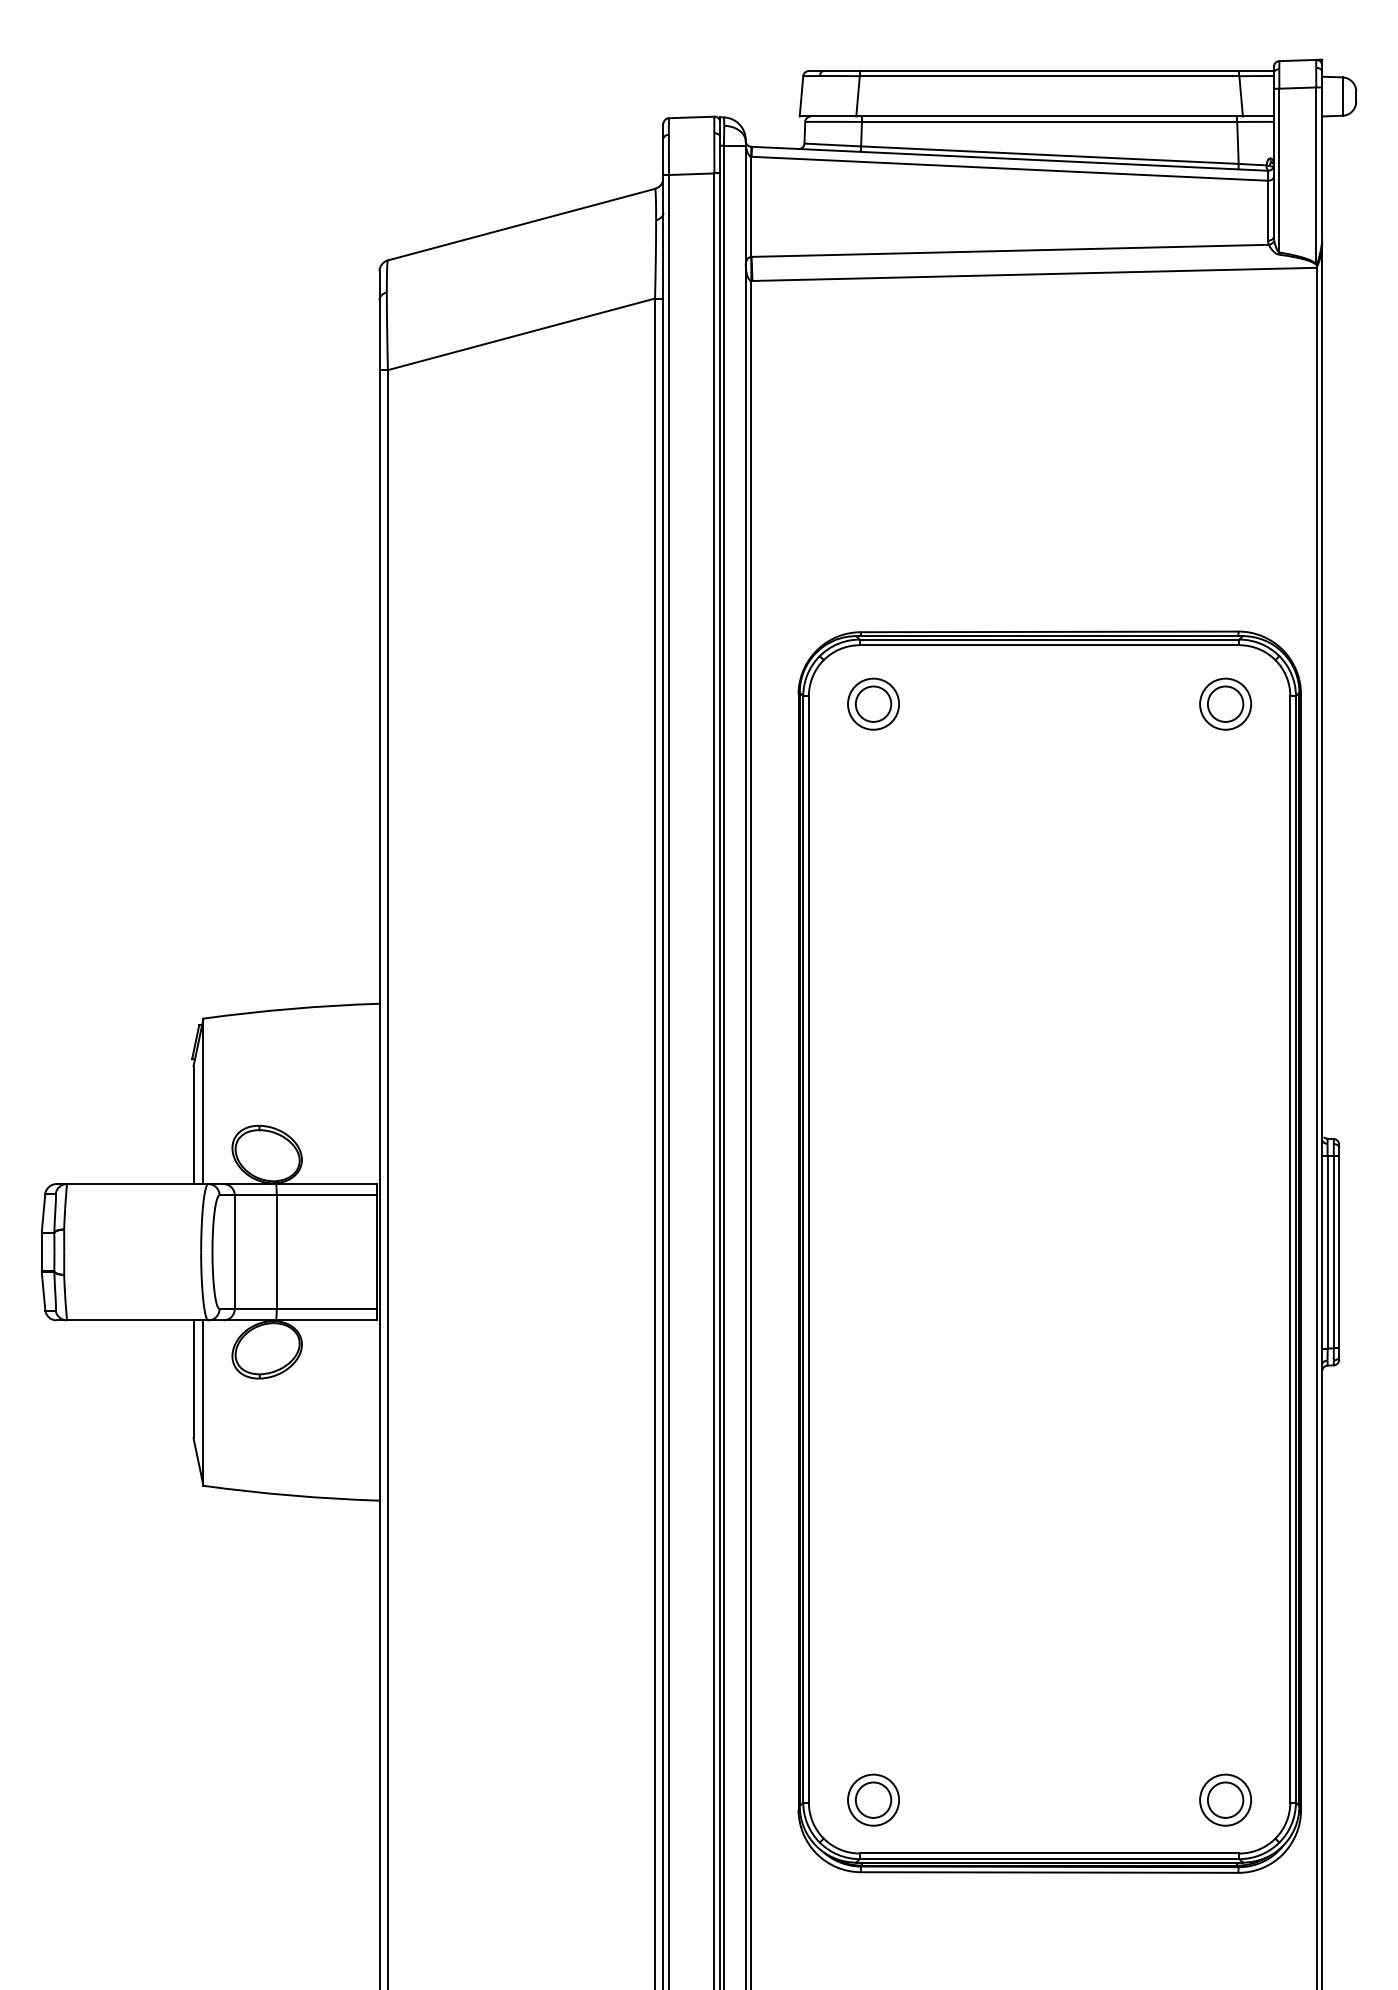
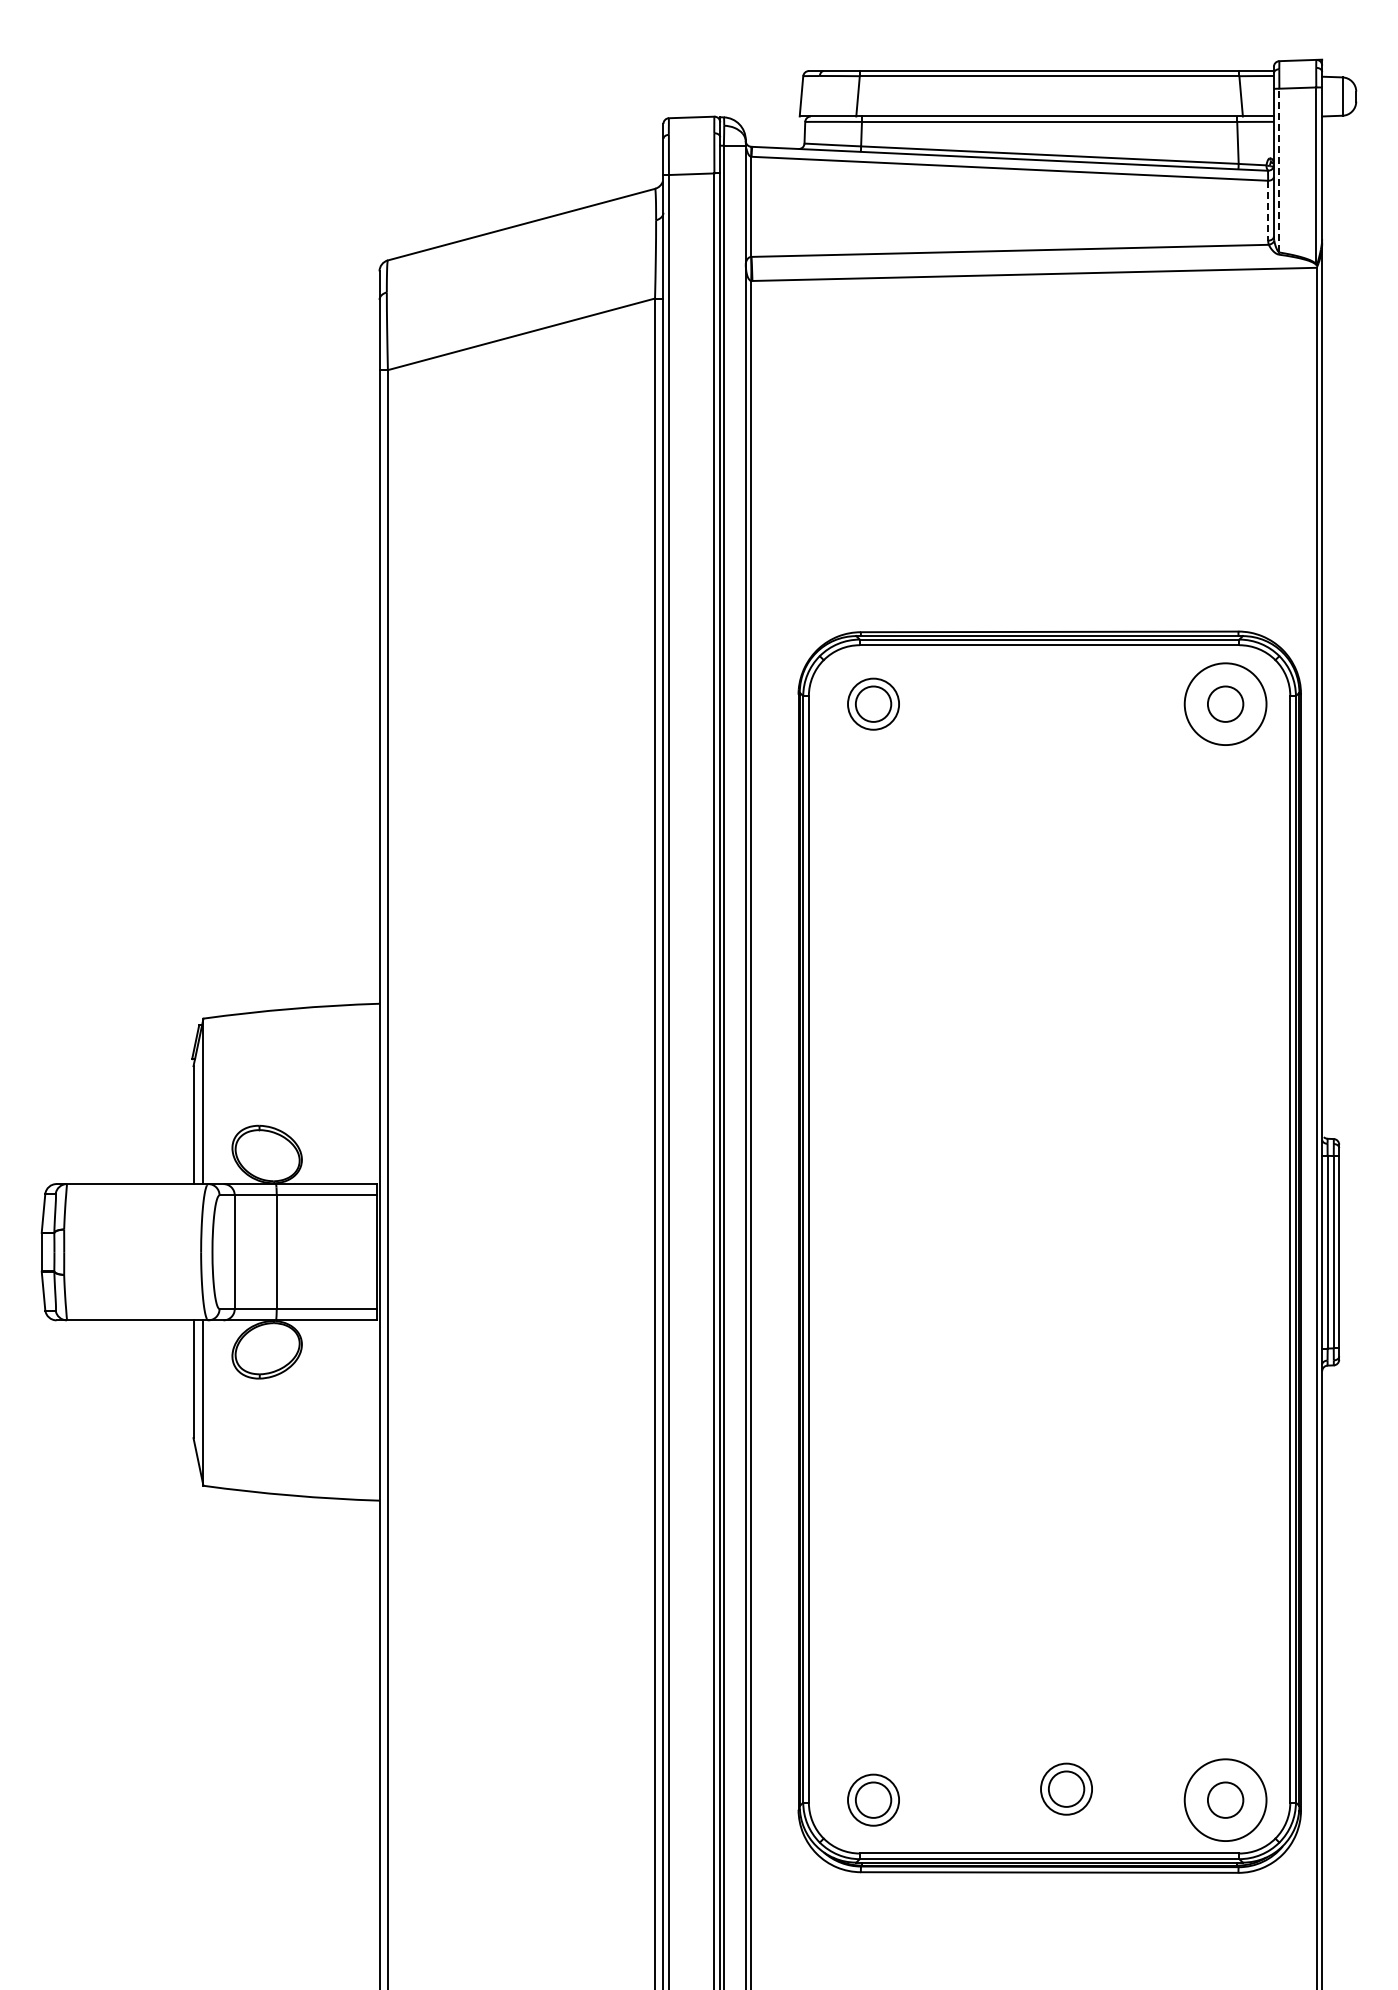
line: solid -> dashed (1279, 170)
line: solid -> dashed (1268, 210)
circle diameter: 51 px -> 82 px (1225, 704)
part: none -> present (1066, 1788)
circle diameter: 51 px -> 82 px (1225, 1800)
